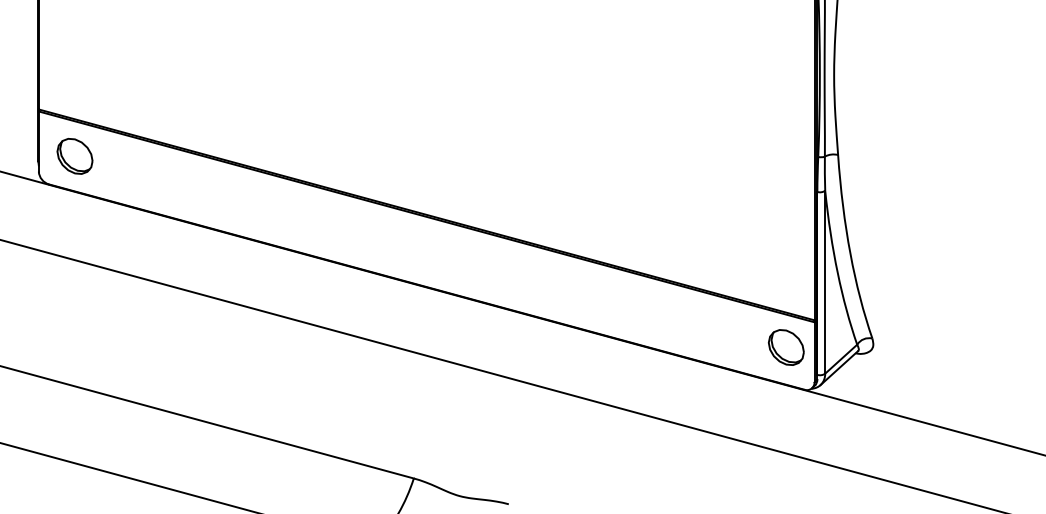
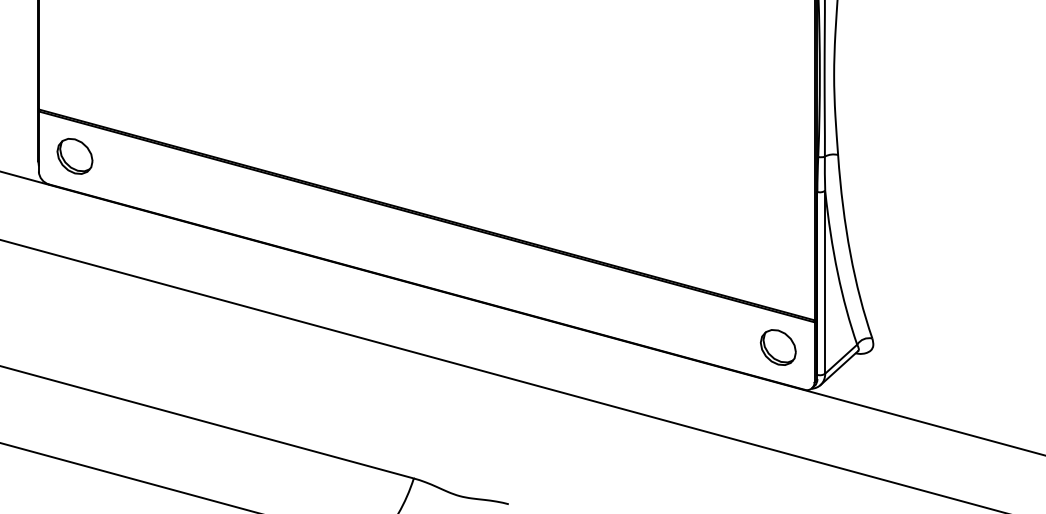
part position: (785, 347) -> (777, 347) (777, 347)
